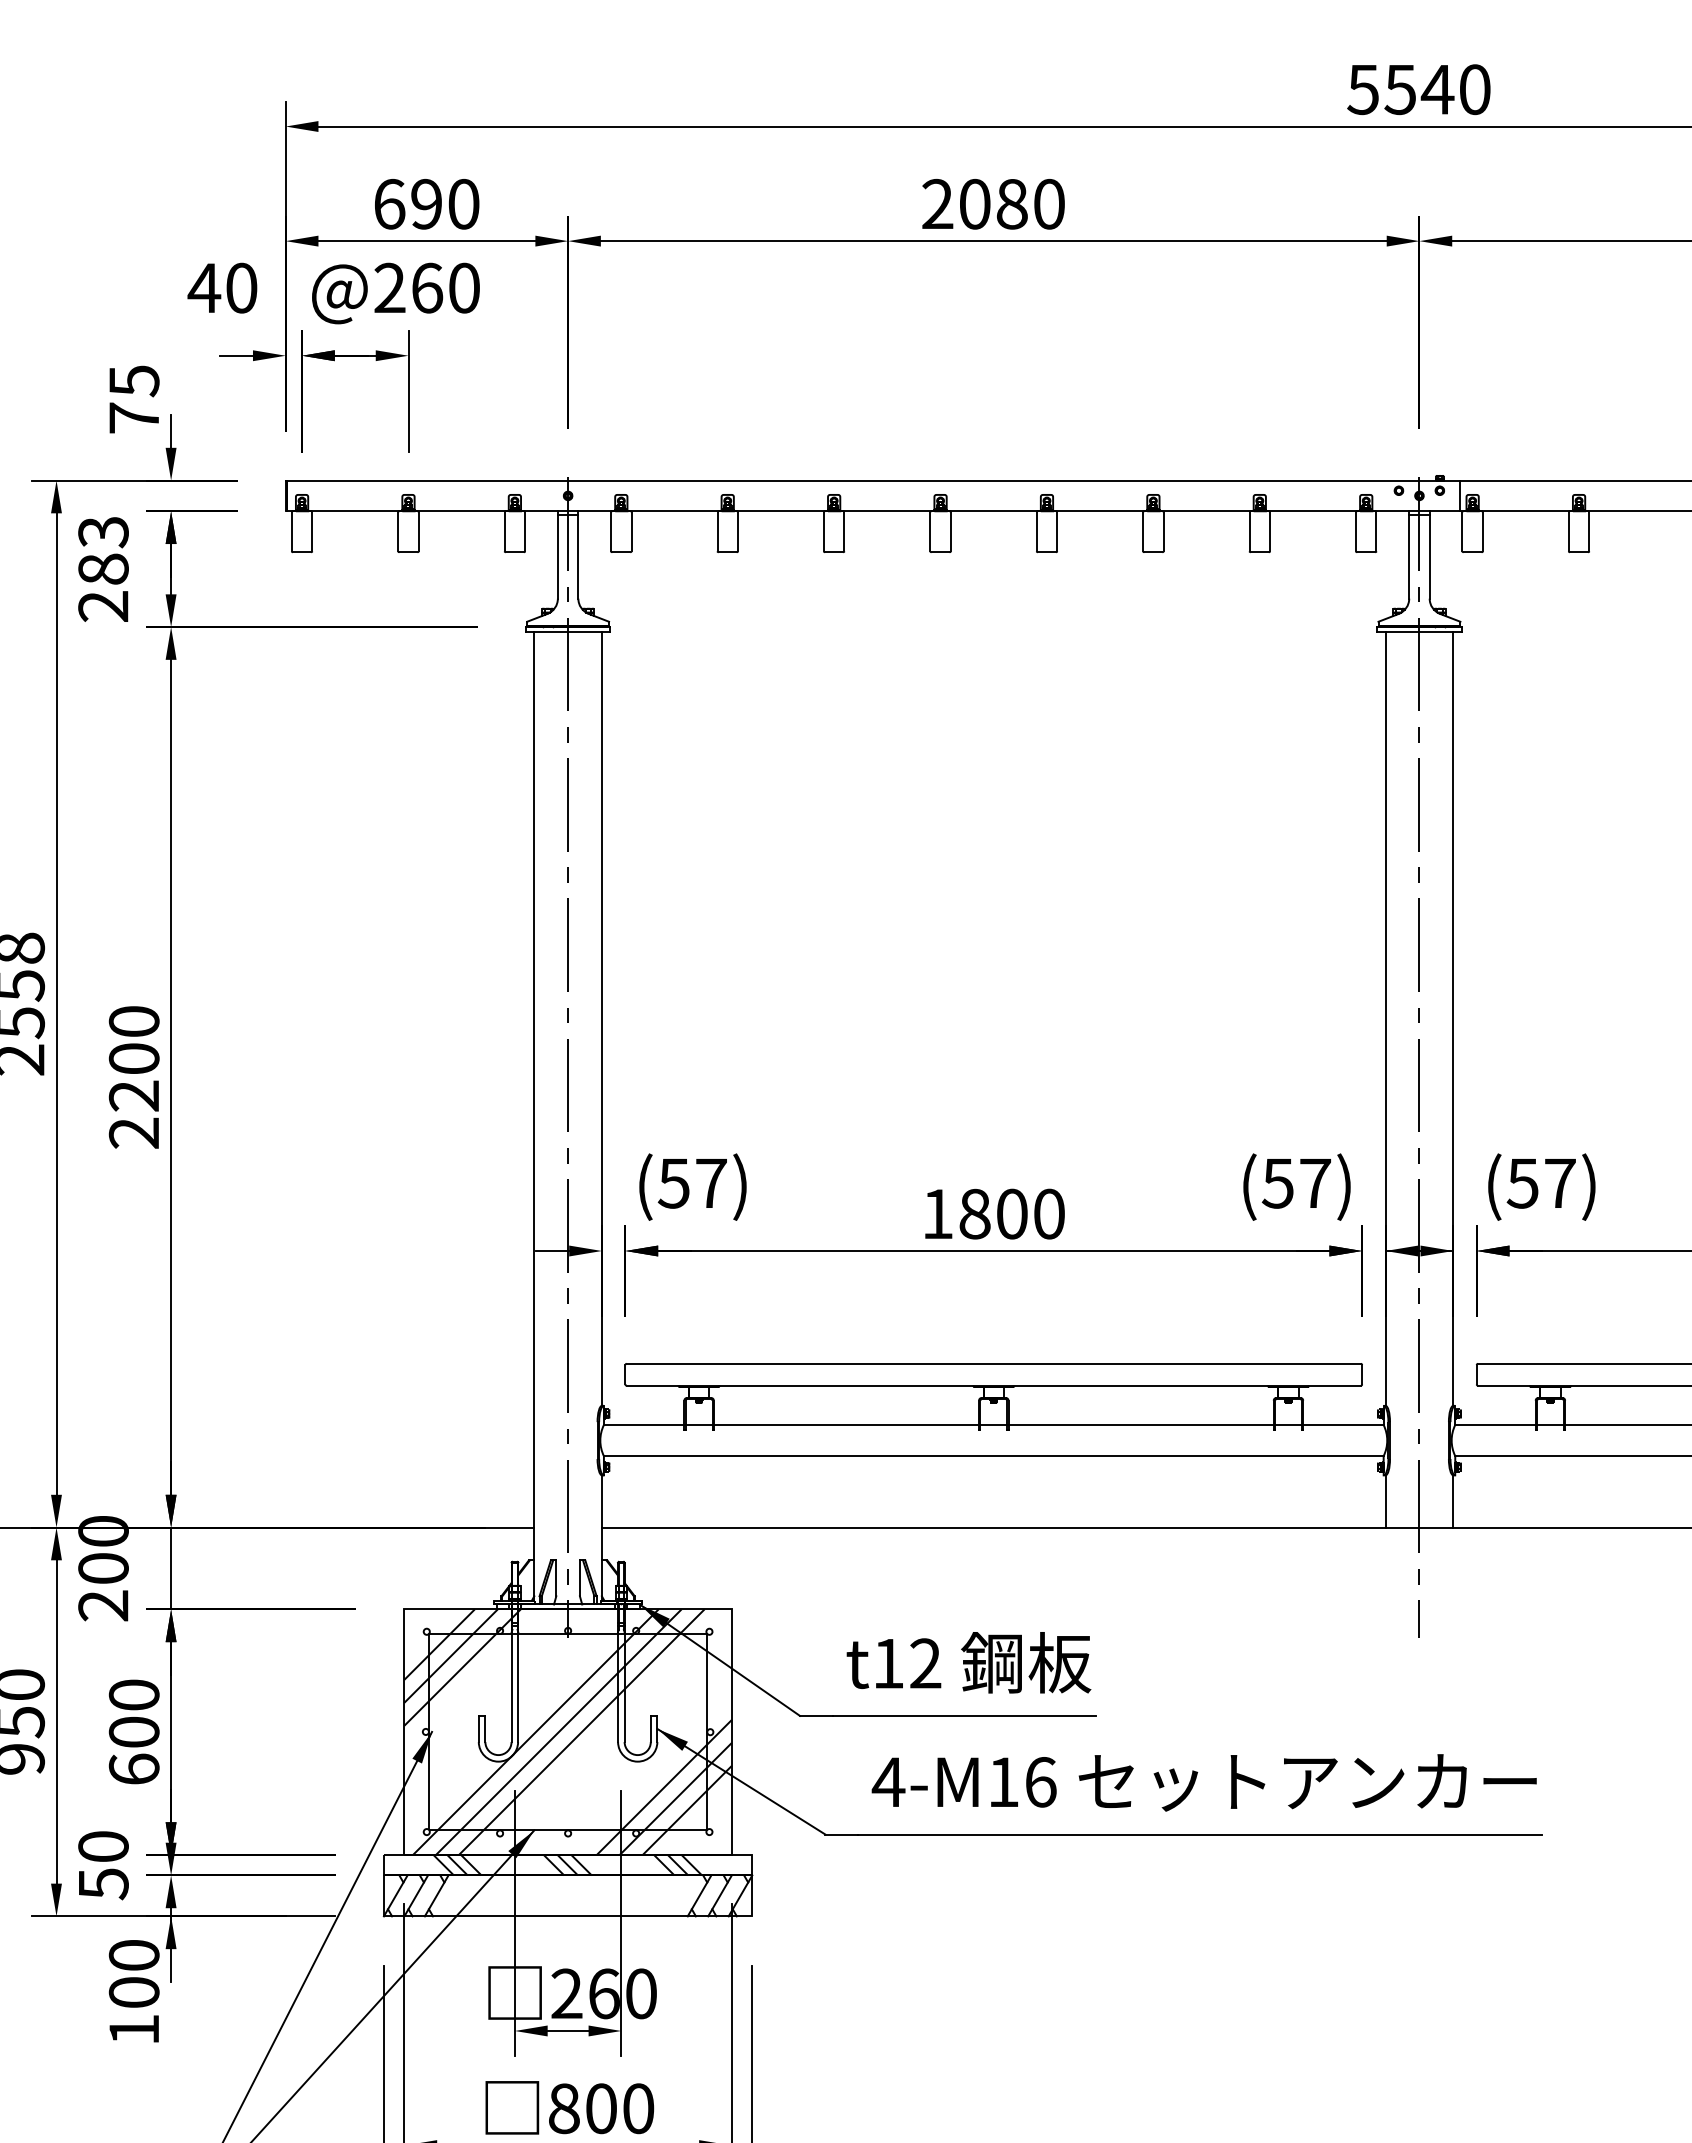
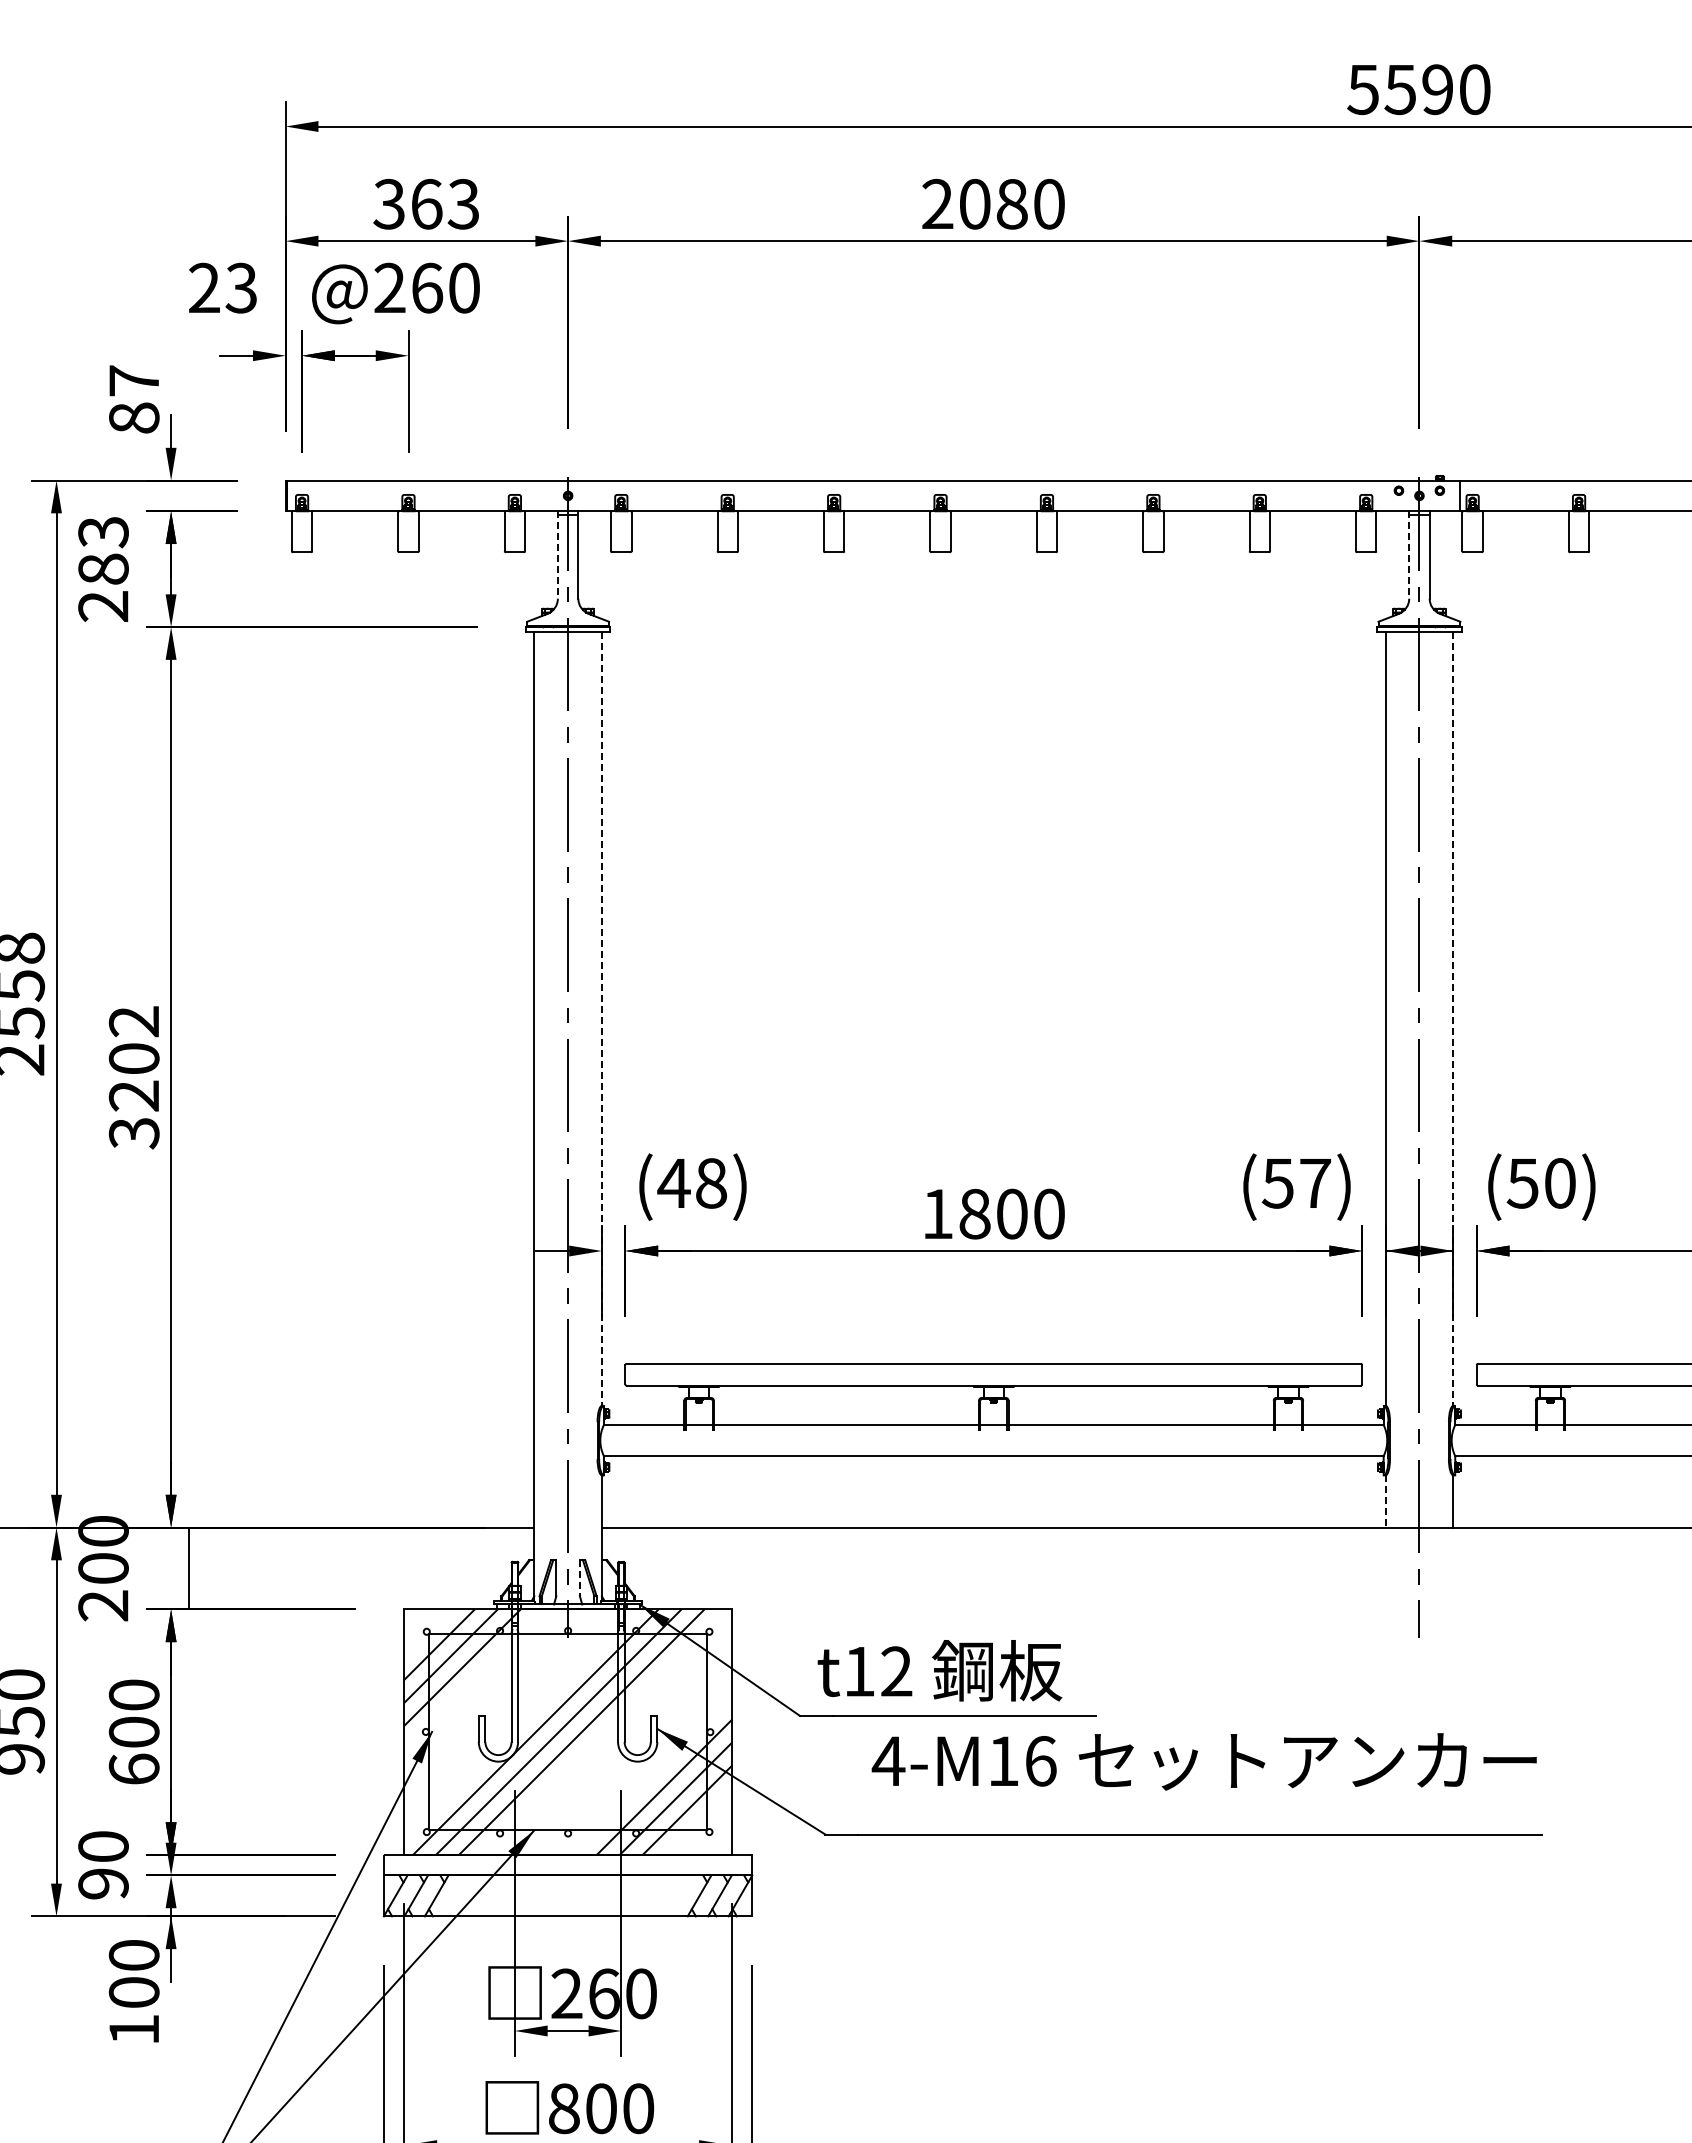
text: 5540 -> 5590 (1437, 89)
text: 690 -> 363 (426, 203)
text: 40 -> 23 (222, 287)
text: 75 -> 87 (134, 399)
line: solid -> dashed (557, 554)
line: solid -> dashed (1409, 554)
line: solid -> dashed (601, 1018)
line: solid -> dashed (1453, 1018)
text: 2200 -> 3202 (133, 1077)
text: (57) -> (48) (692, 1183)
text: (57) -> (50) (1560, 1183)
line: solid -> dashed (1385, 1501)
line position: (171, 1568) -> (189, 1568) (189, 1568)
line: solid -> dashed (579, 1578)
text position: (968, 1662) -> (939, 1670) (939, 1670)
text position: (1203, 1782) -> (1203, 1761) (1203, 1761)
hatch: present -> none (567, 1864)
text: 50 -> 90 (103, 1884)
